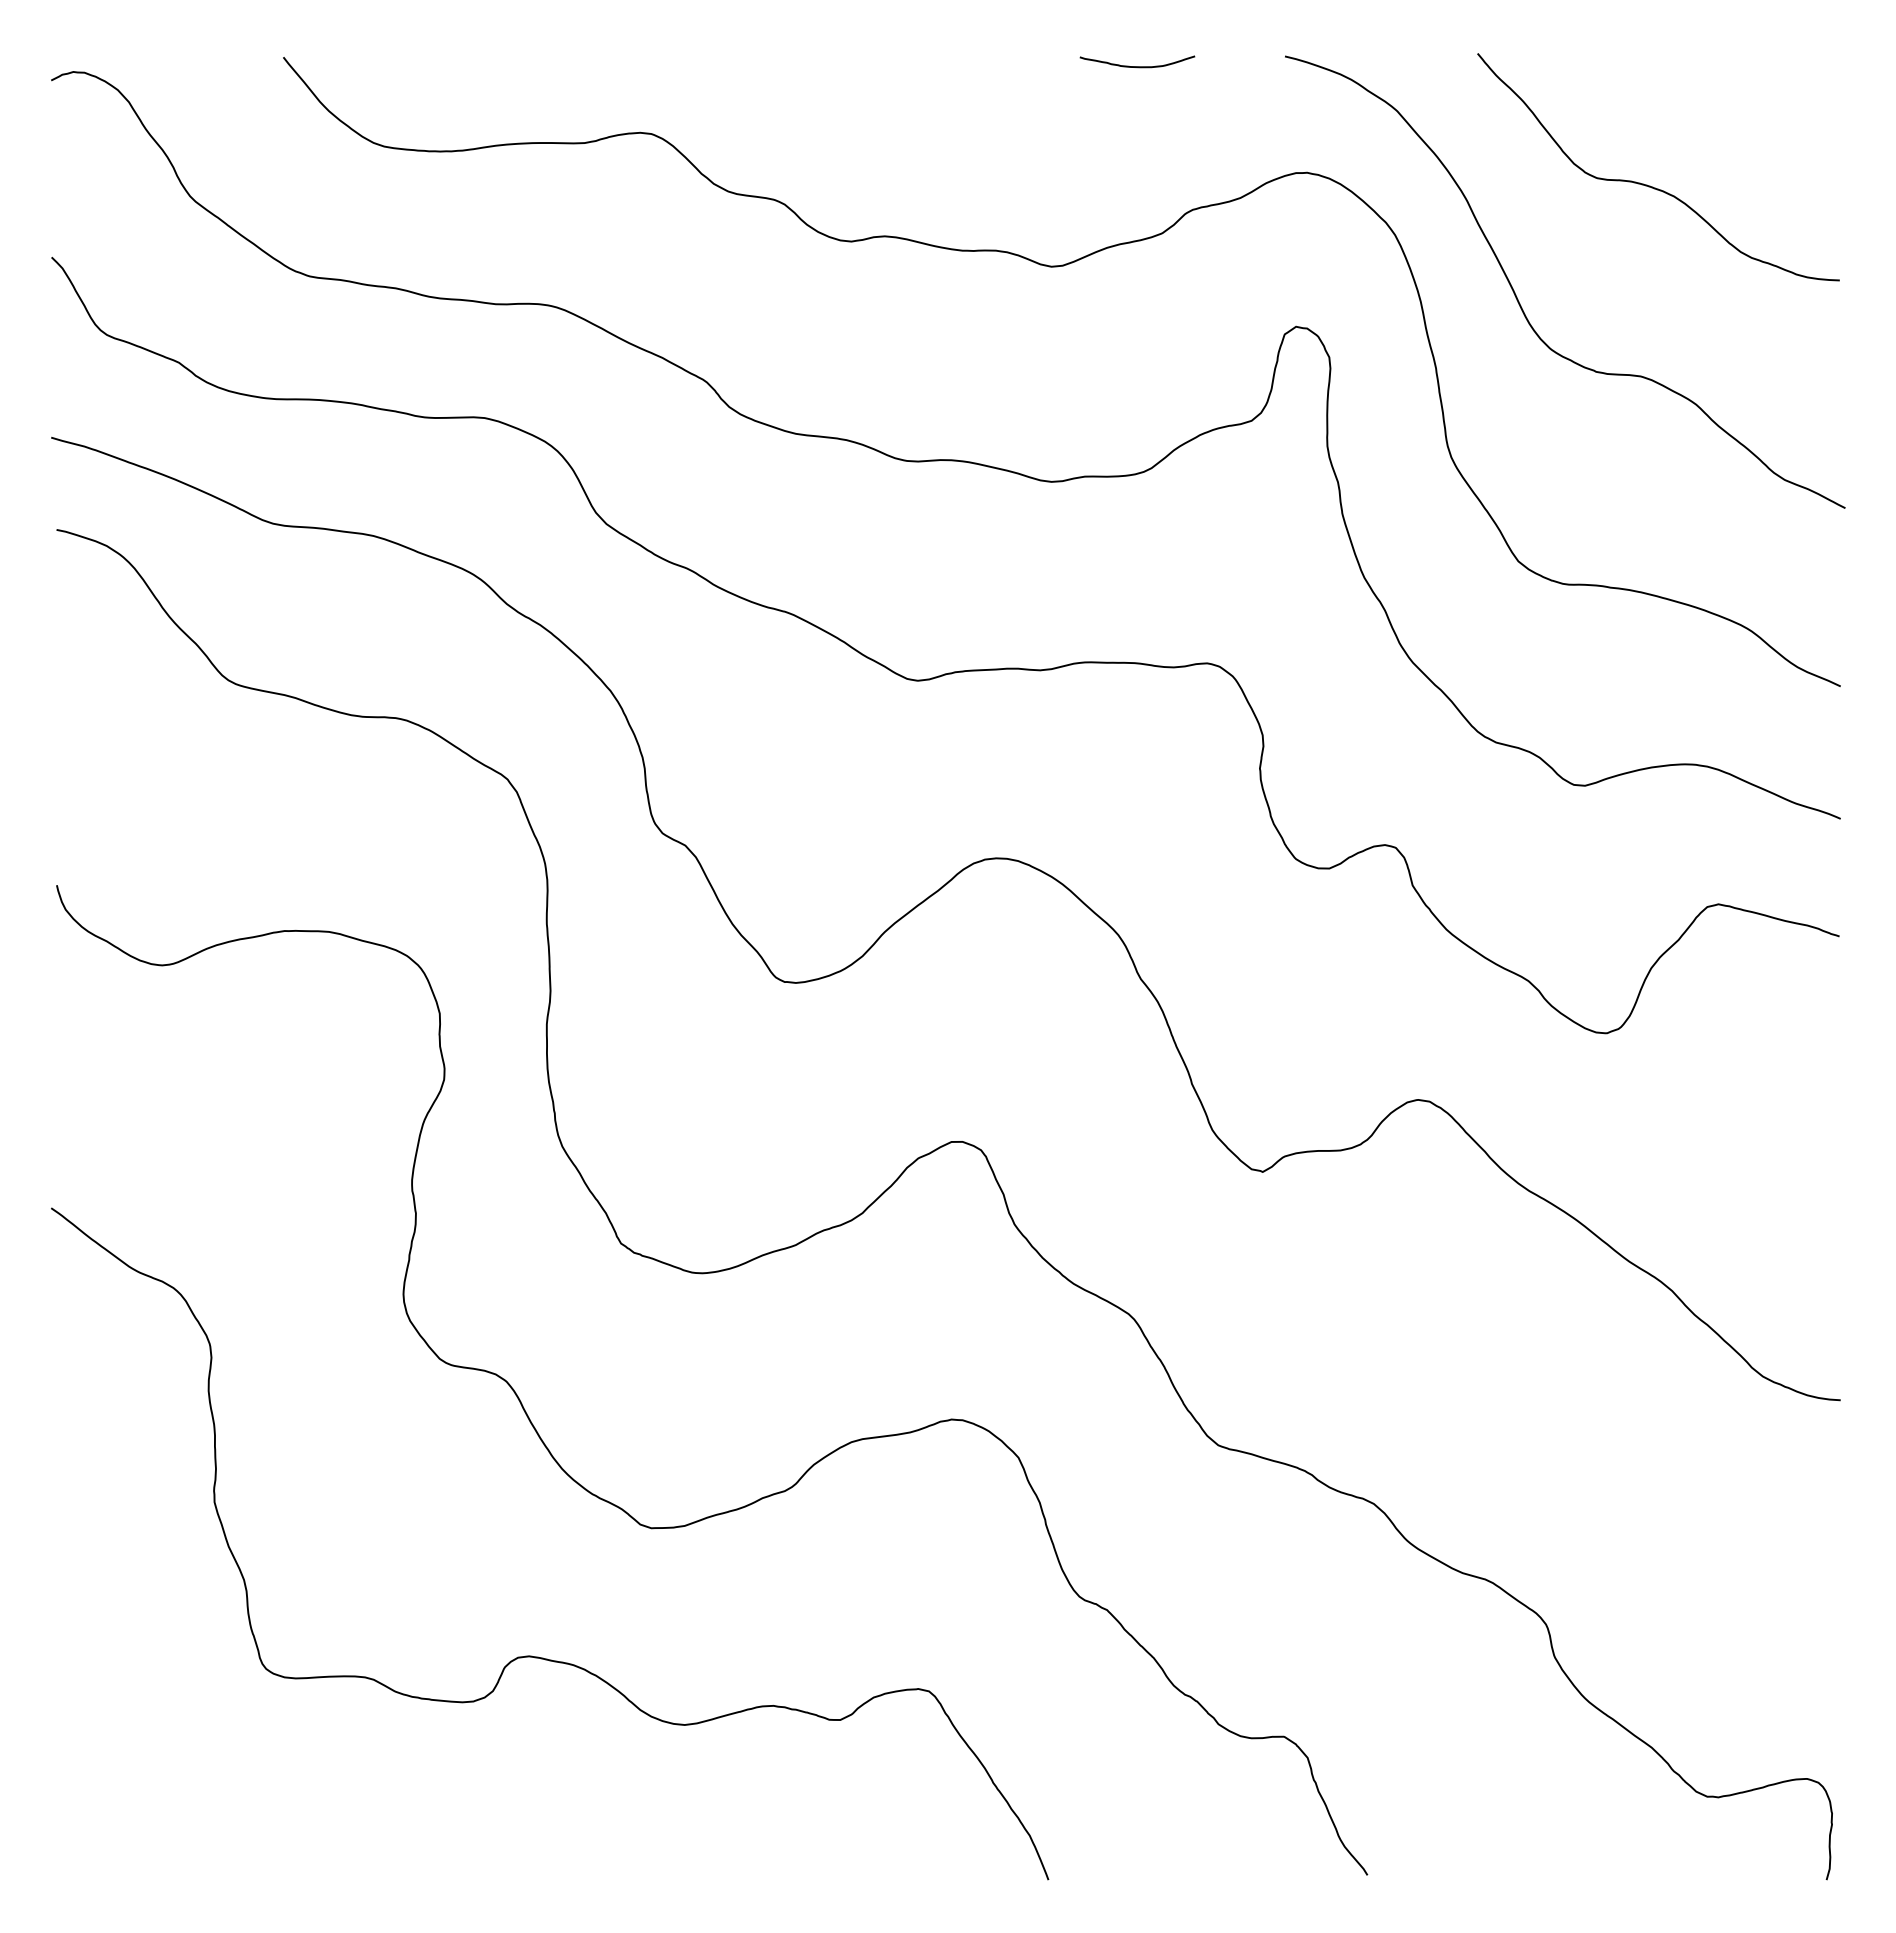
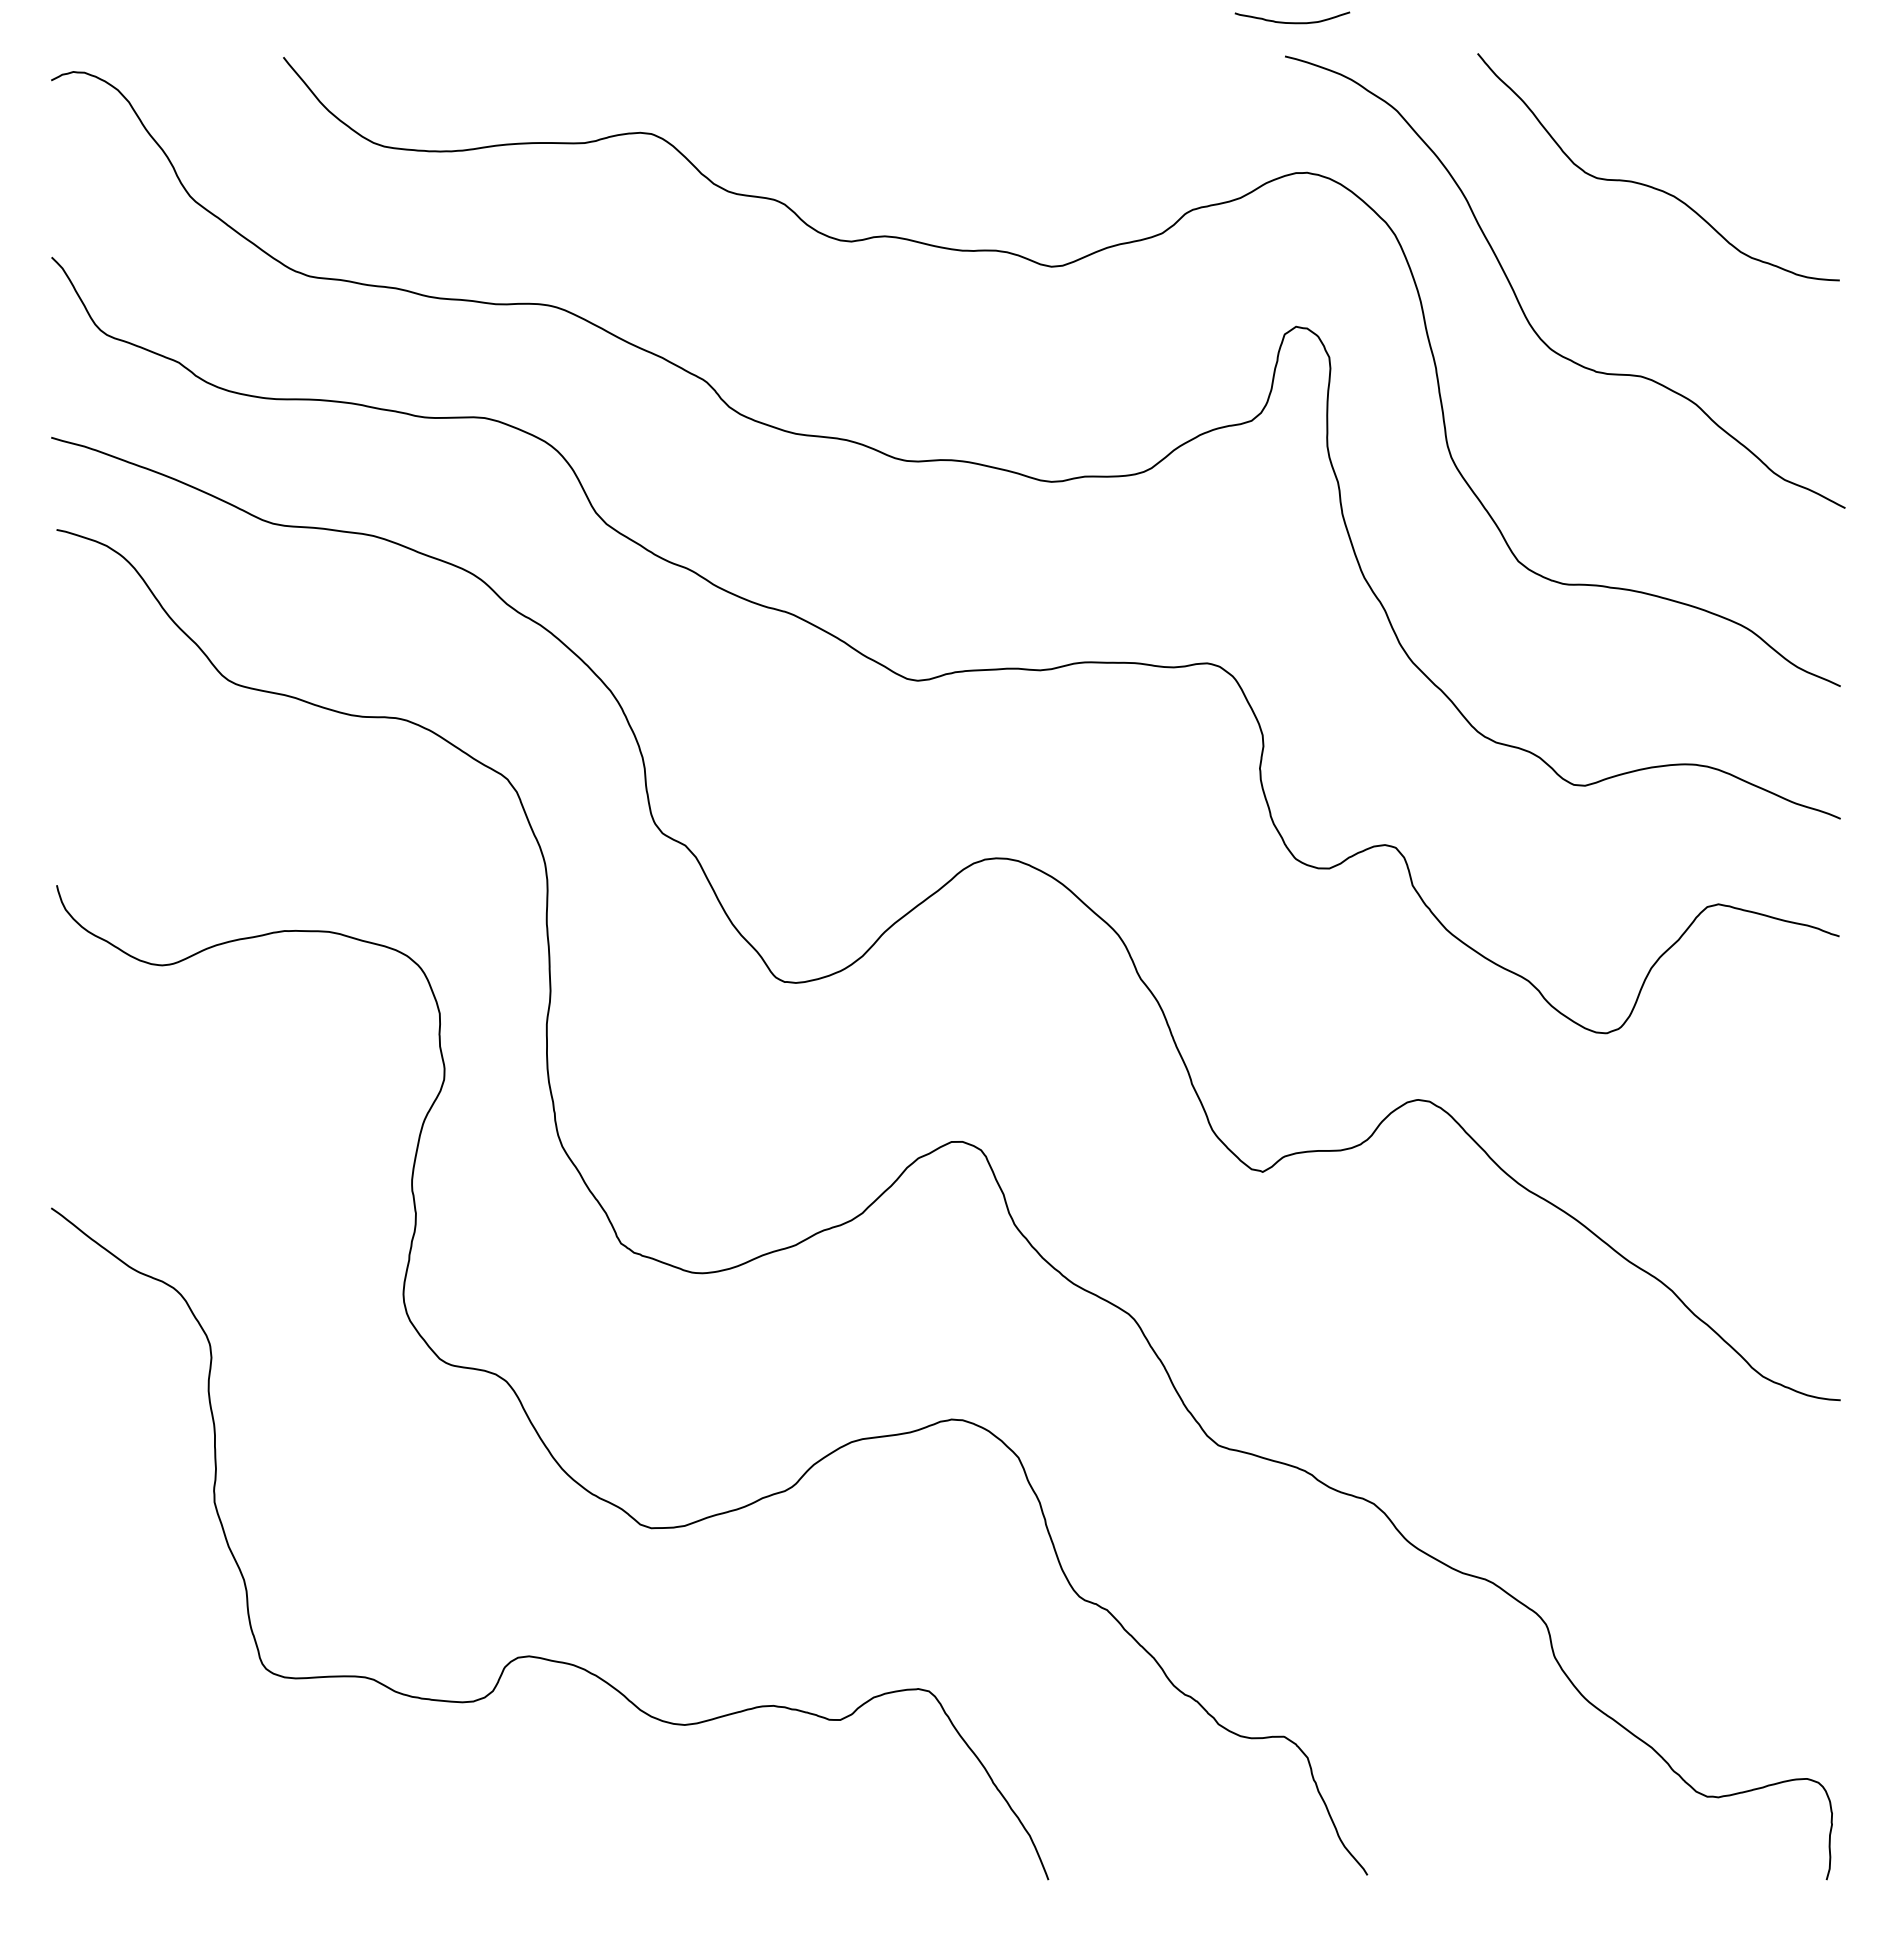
curve position: (1137, 66) -> (1292, 22) (1292, 22)
